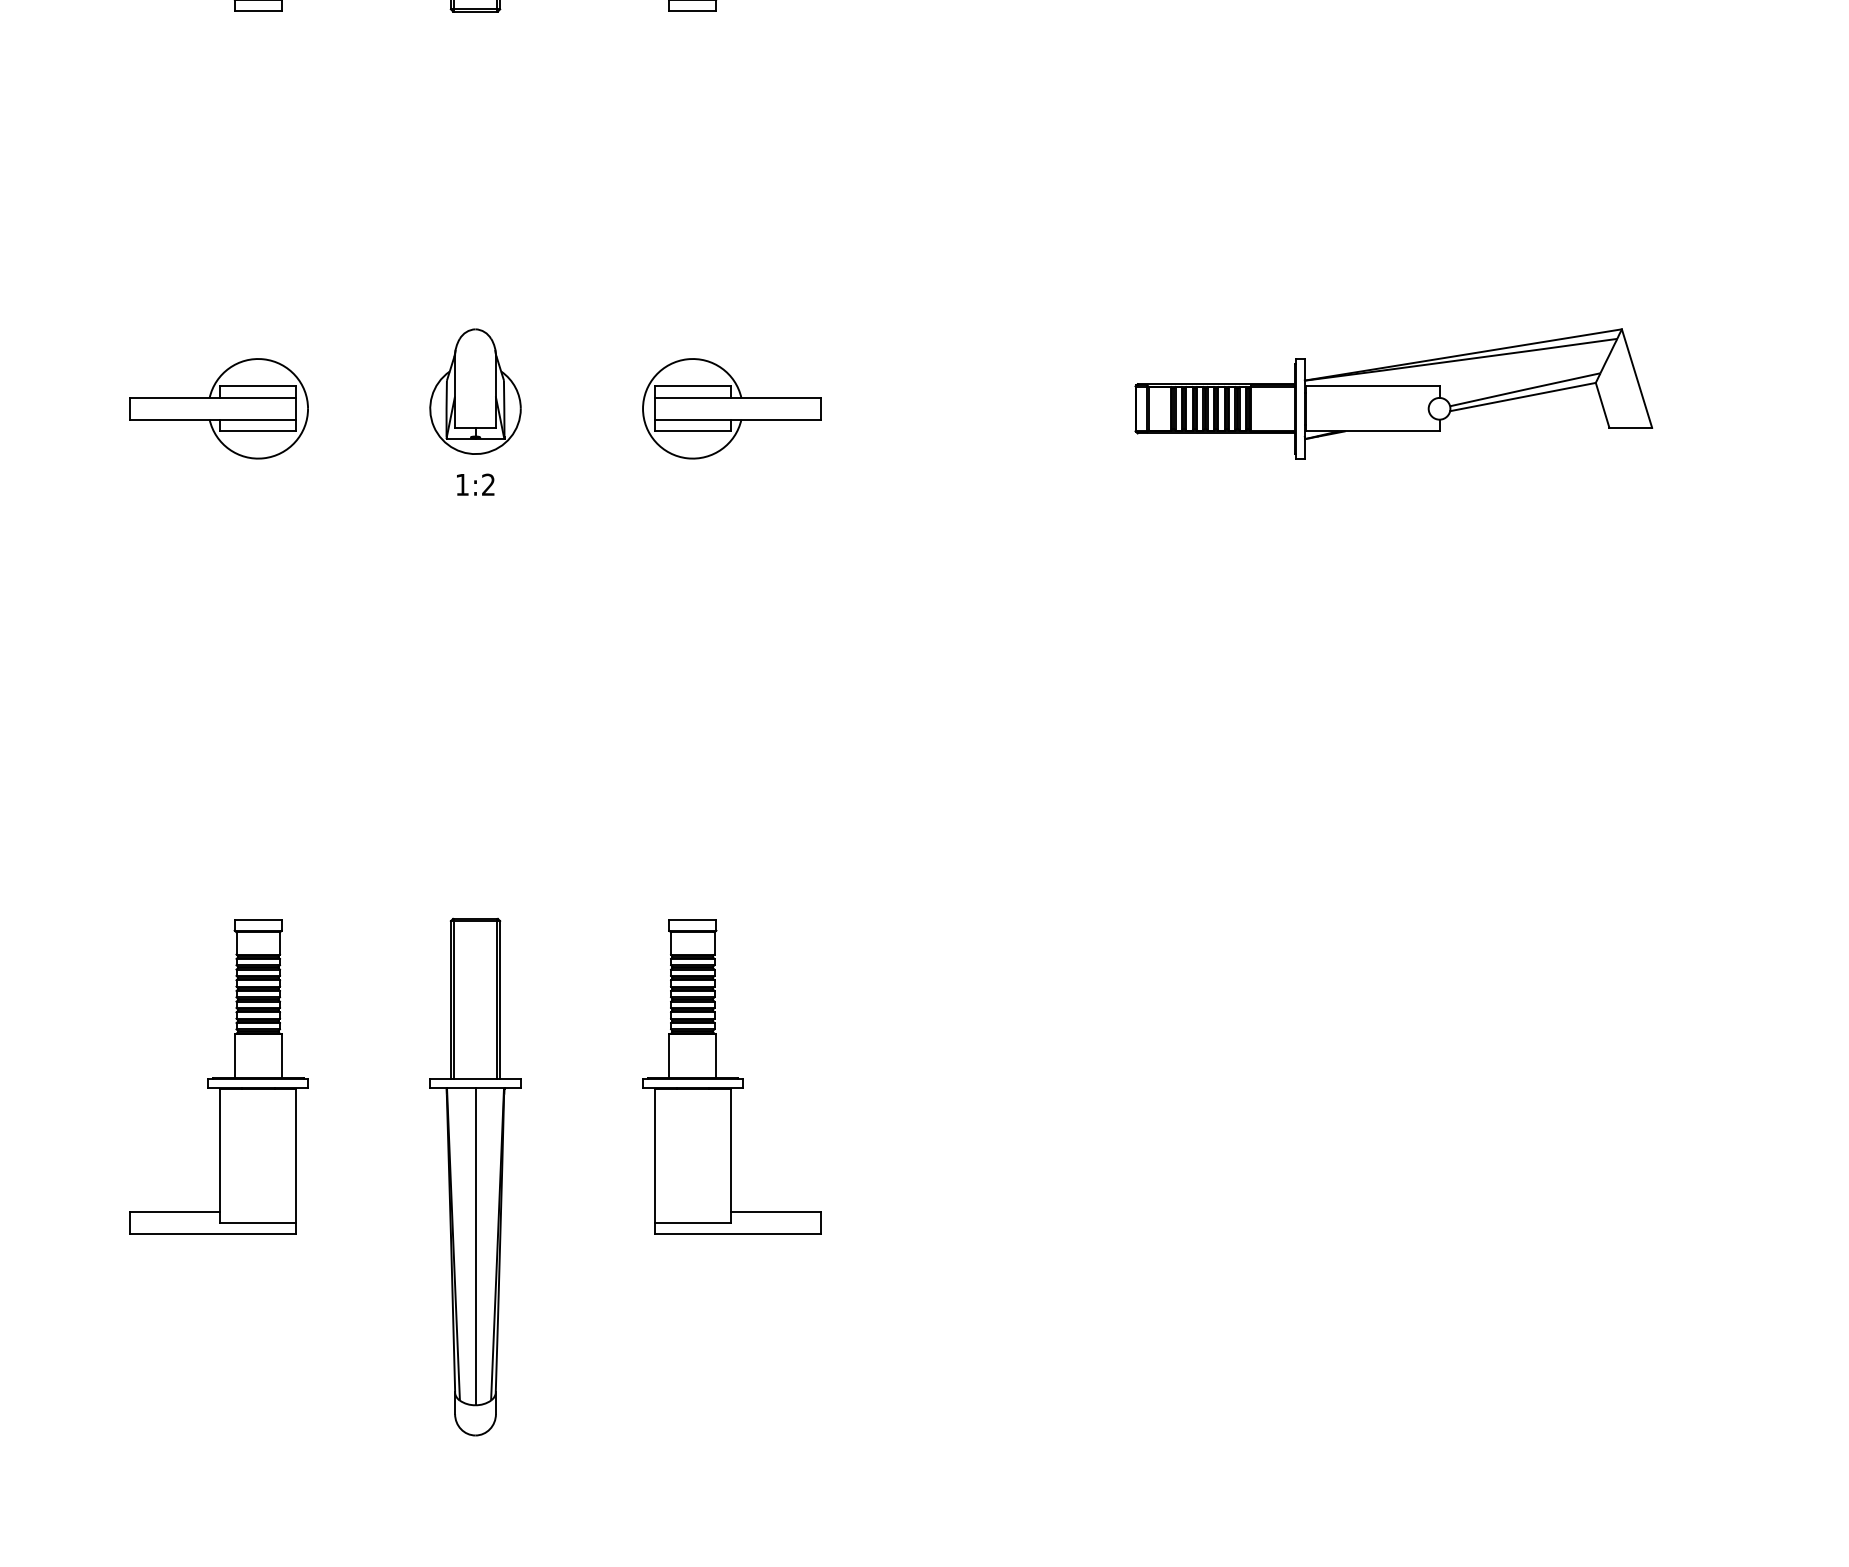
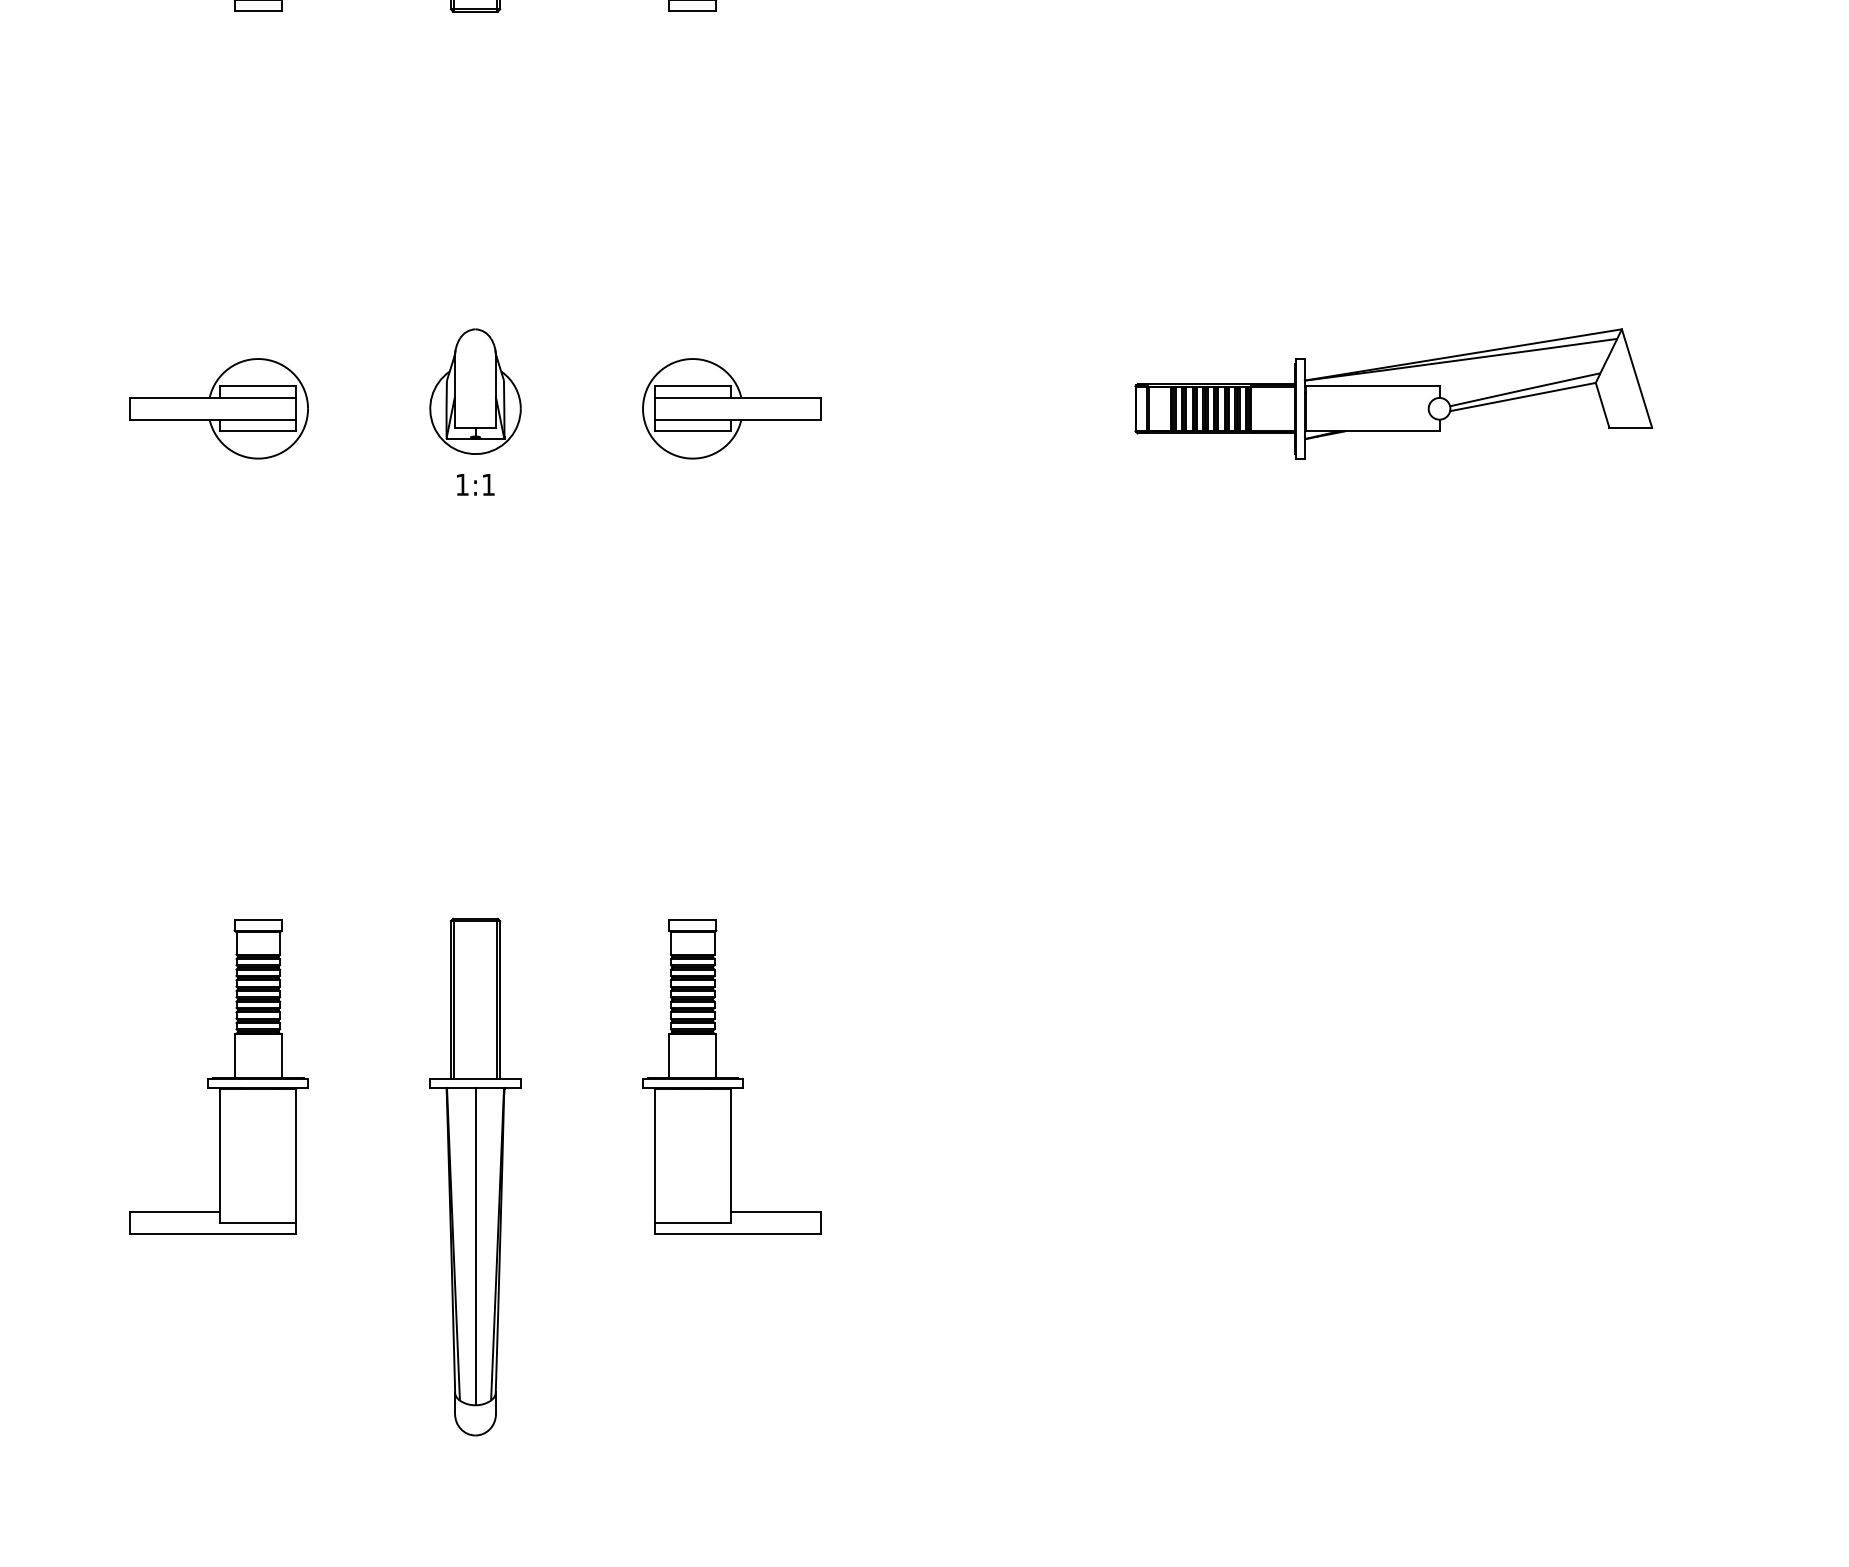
text: 1:2 -> 1:1 (488, 484)
